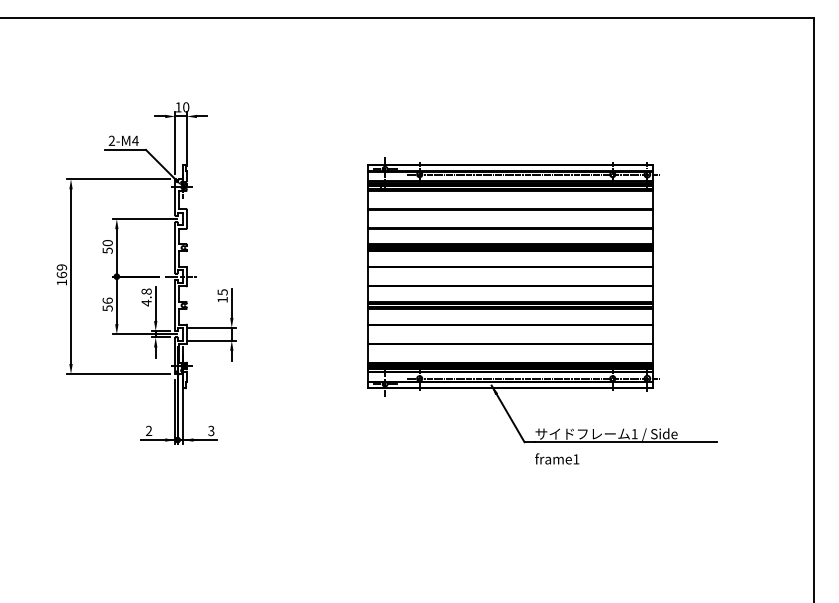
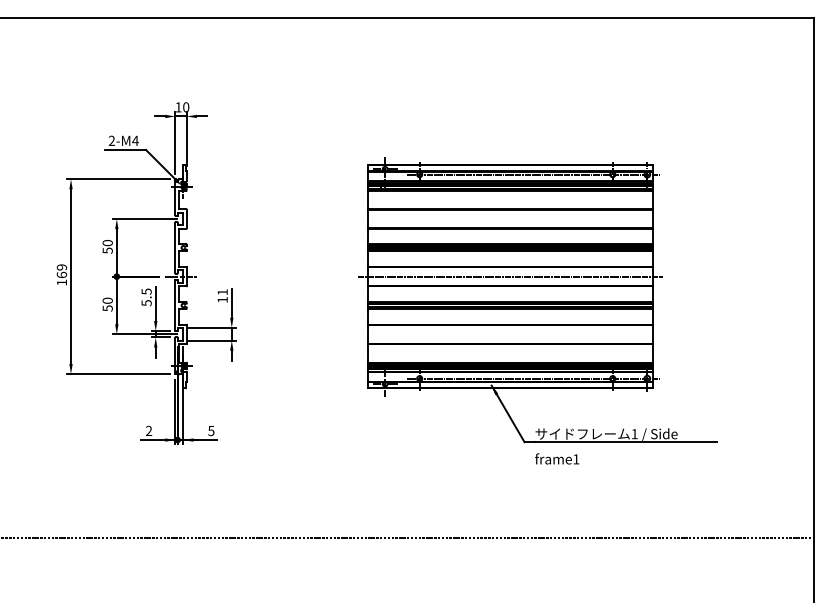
line: none -> present (510, 276)
text: 15 -> 11 (222, 292)
text: 4.8 -> 5.5 (146, 297)
text: 56 -> 50 (107, 300)
text: 3 -> 5 (211, 430)
line: none -> present (407, 538)
